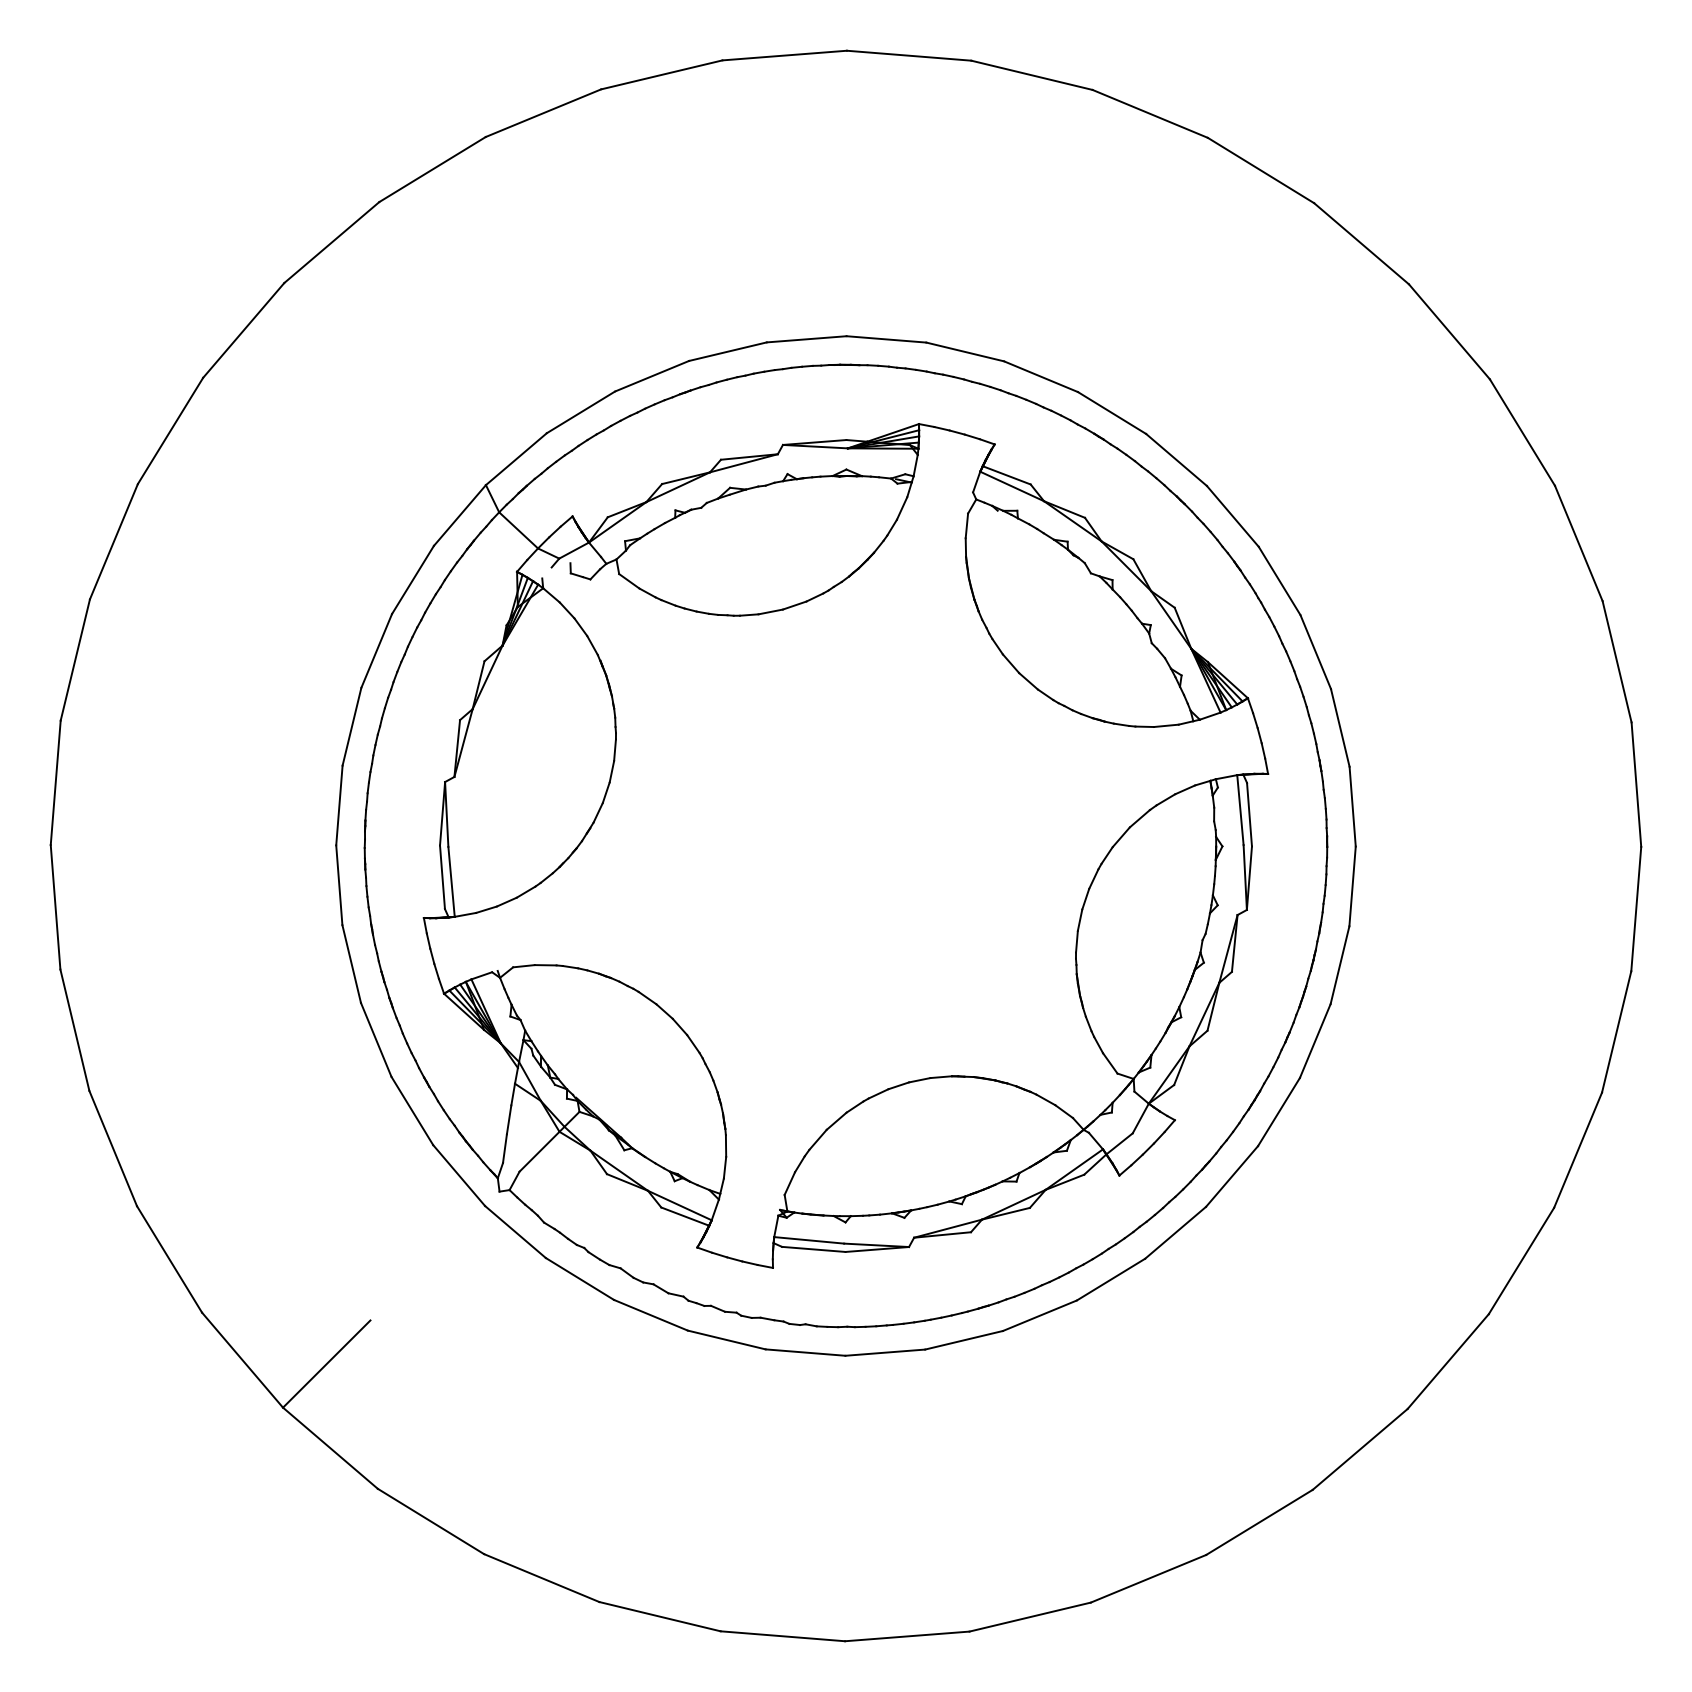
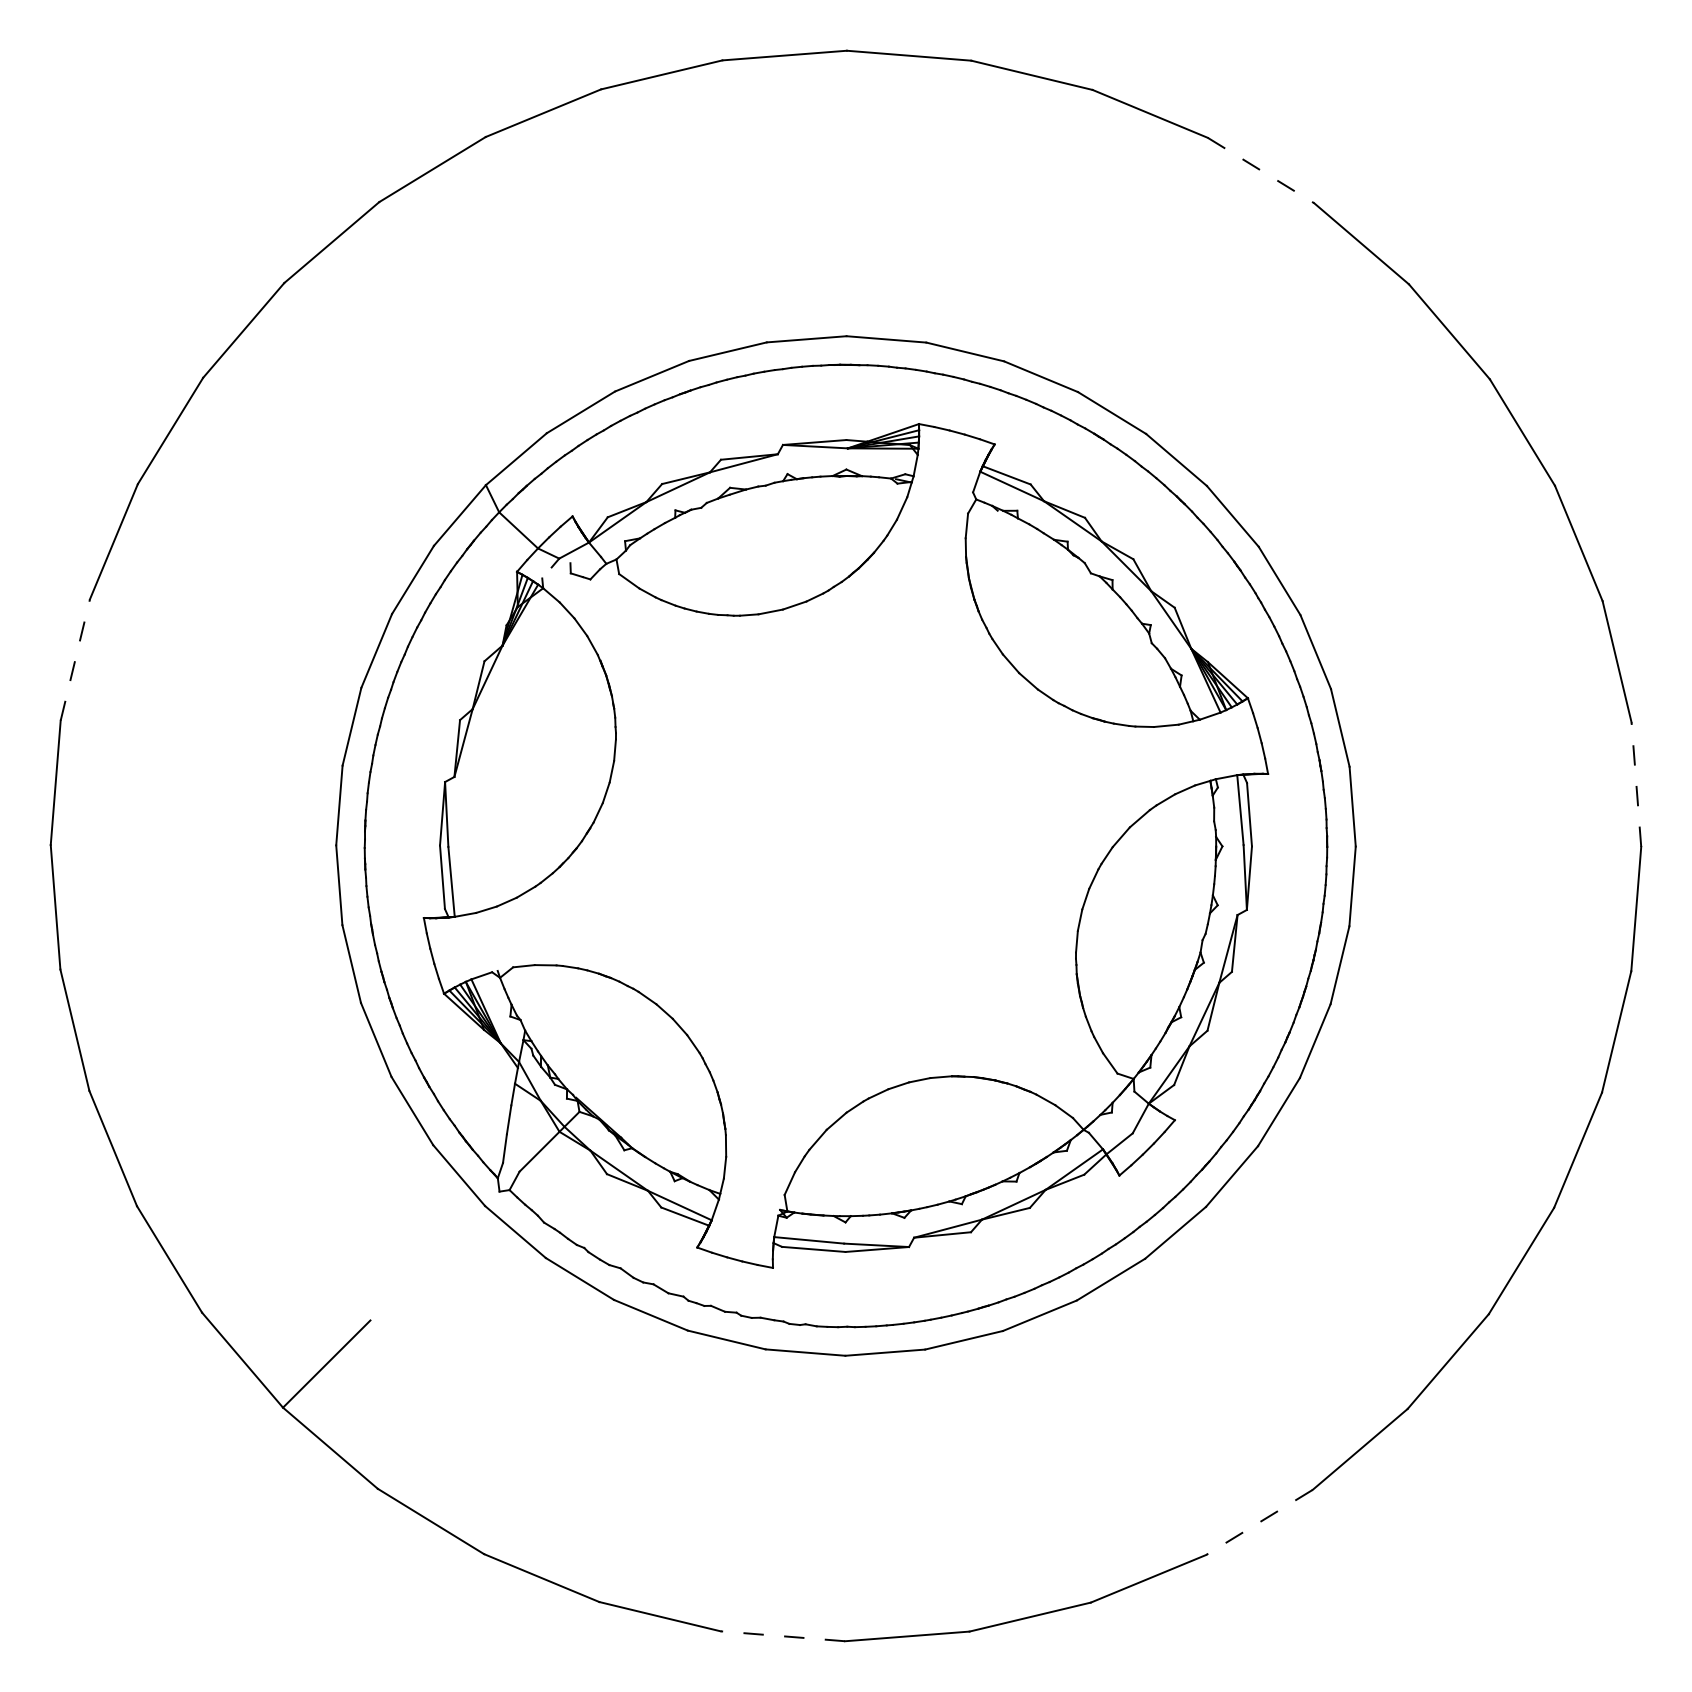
line: solid -> dashed (1261, 170)
line: solid -> dashed (75, 659)
line: solid -> dashed (1636, 784)
line: solid -> dashed (1259, 1522)
line: solid -> dashed (782, 1636)
